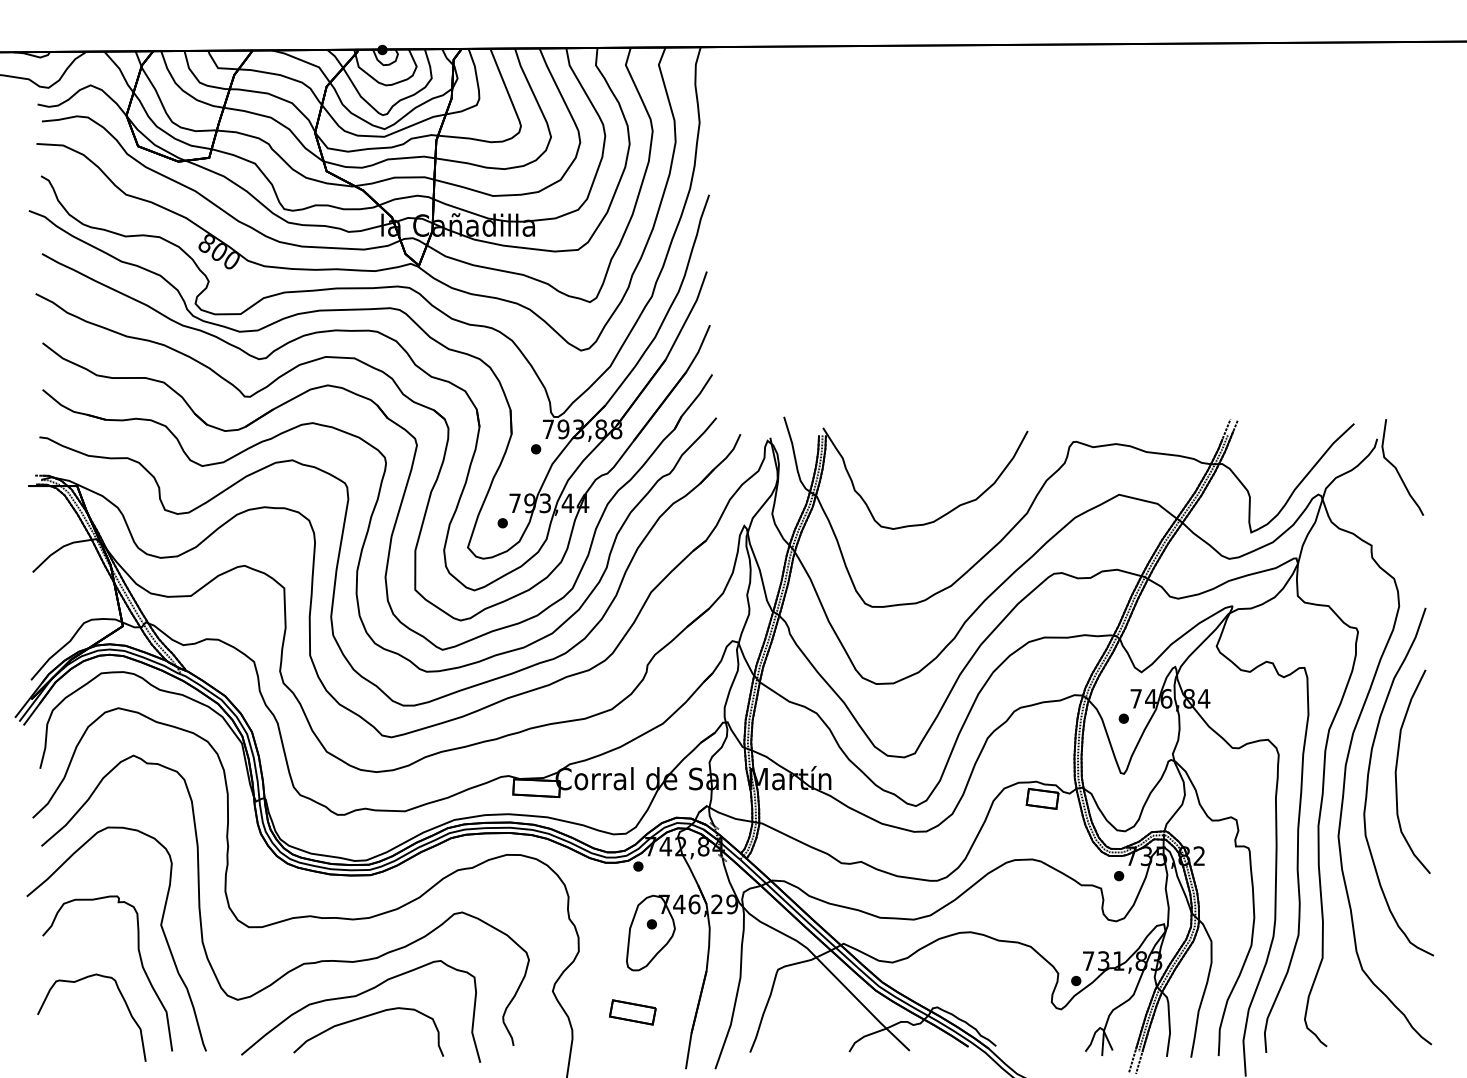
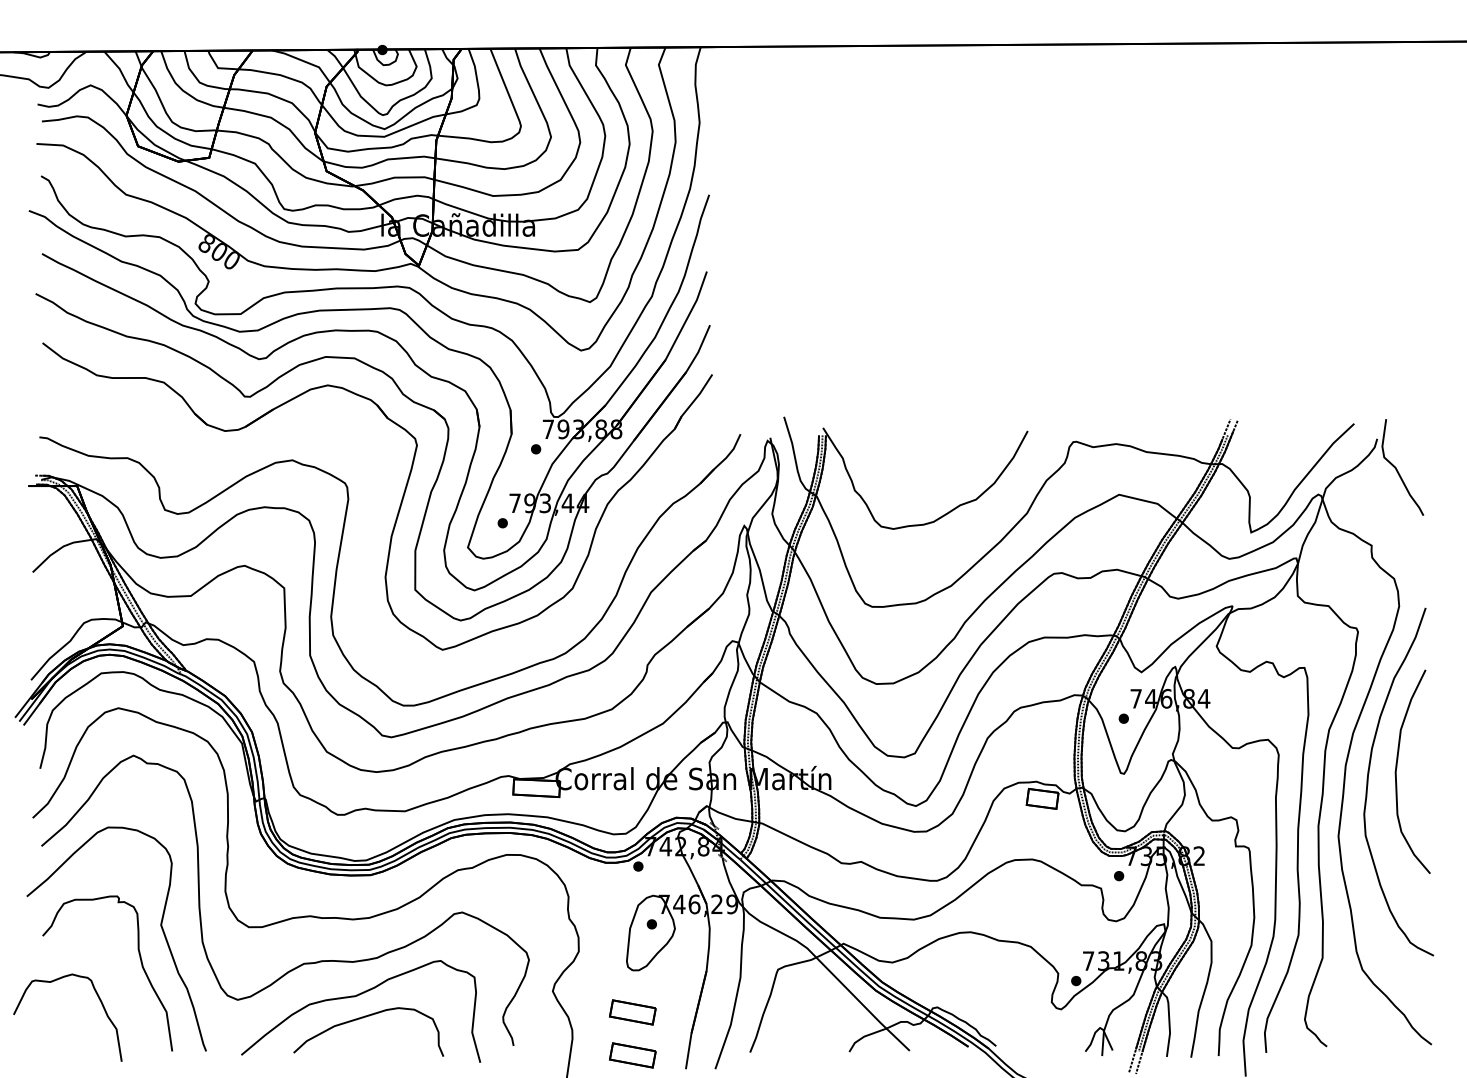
part: present -> none (369, 529)
part position: (123, 1000) -> (99, 1000) (99, 1000)
part: none -> present (632, 1055)
